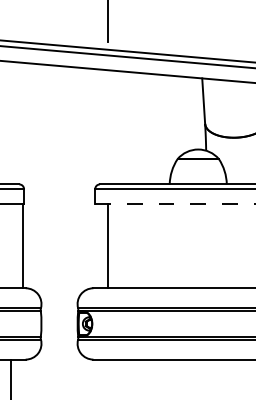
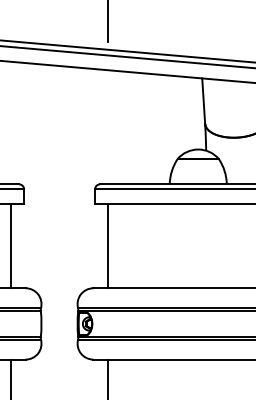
line: dashed -> solid (174, 204)
line position: (23, 246) -> (11, 246) (11, 246)
line: none -> present (107, 377)
